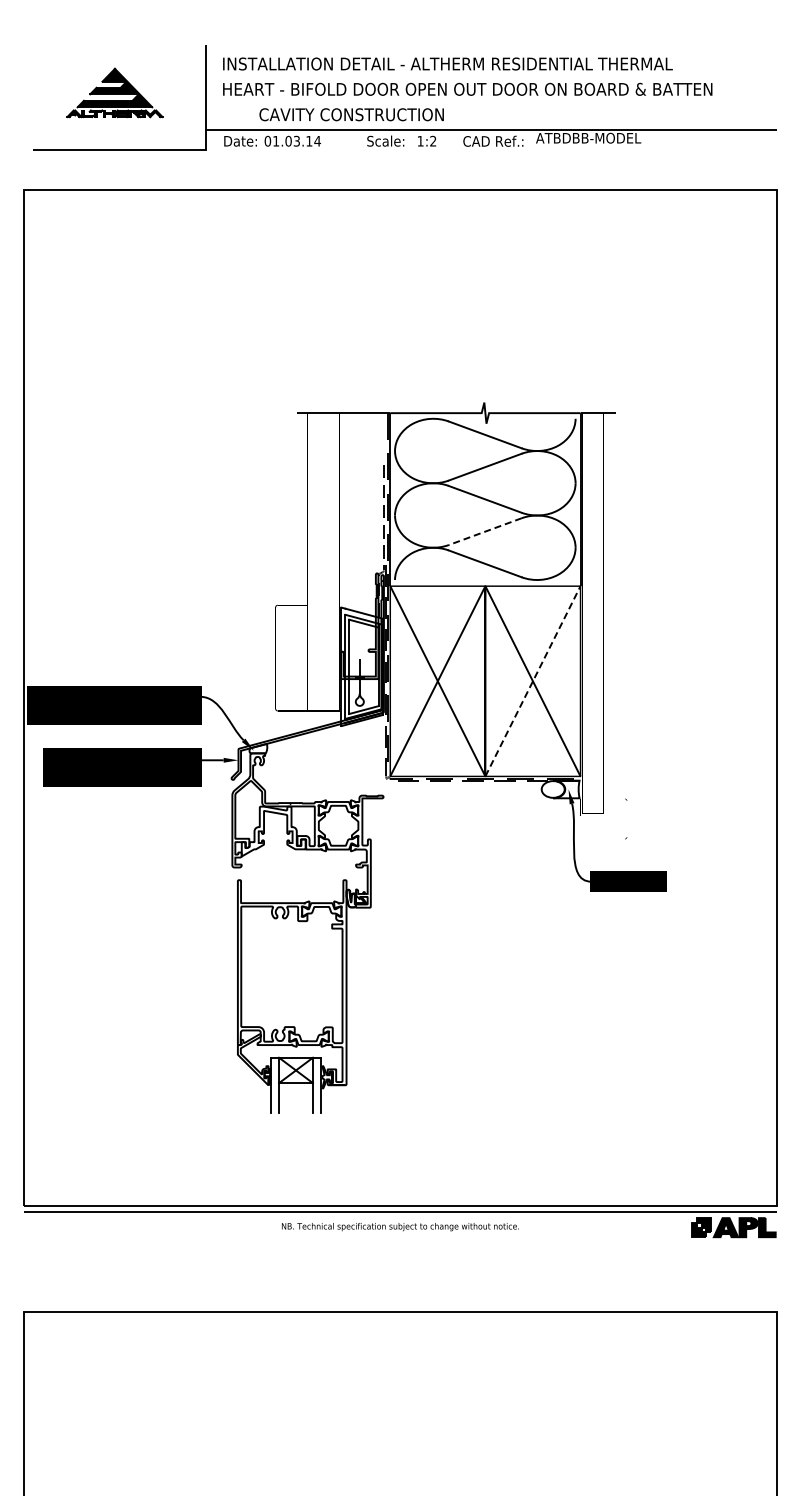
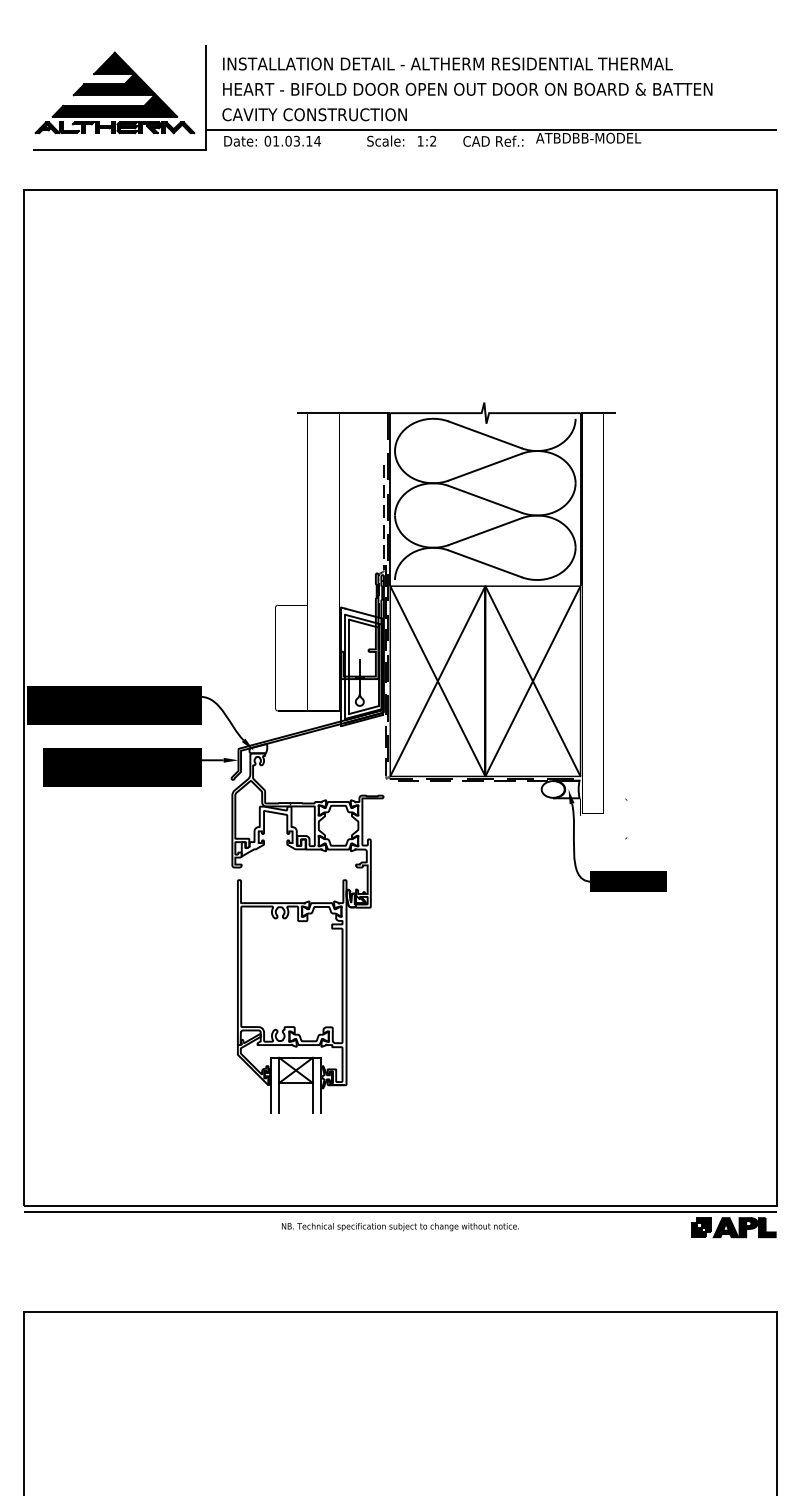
part size: 98x52 px -> 162x84 px (114, 92)
text position: (351, 114) -> (314, 114) (314, 114)
line: dashed -> solid (485, 531)
line: dashed -> solid (533, 680)
